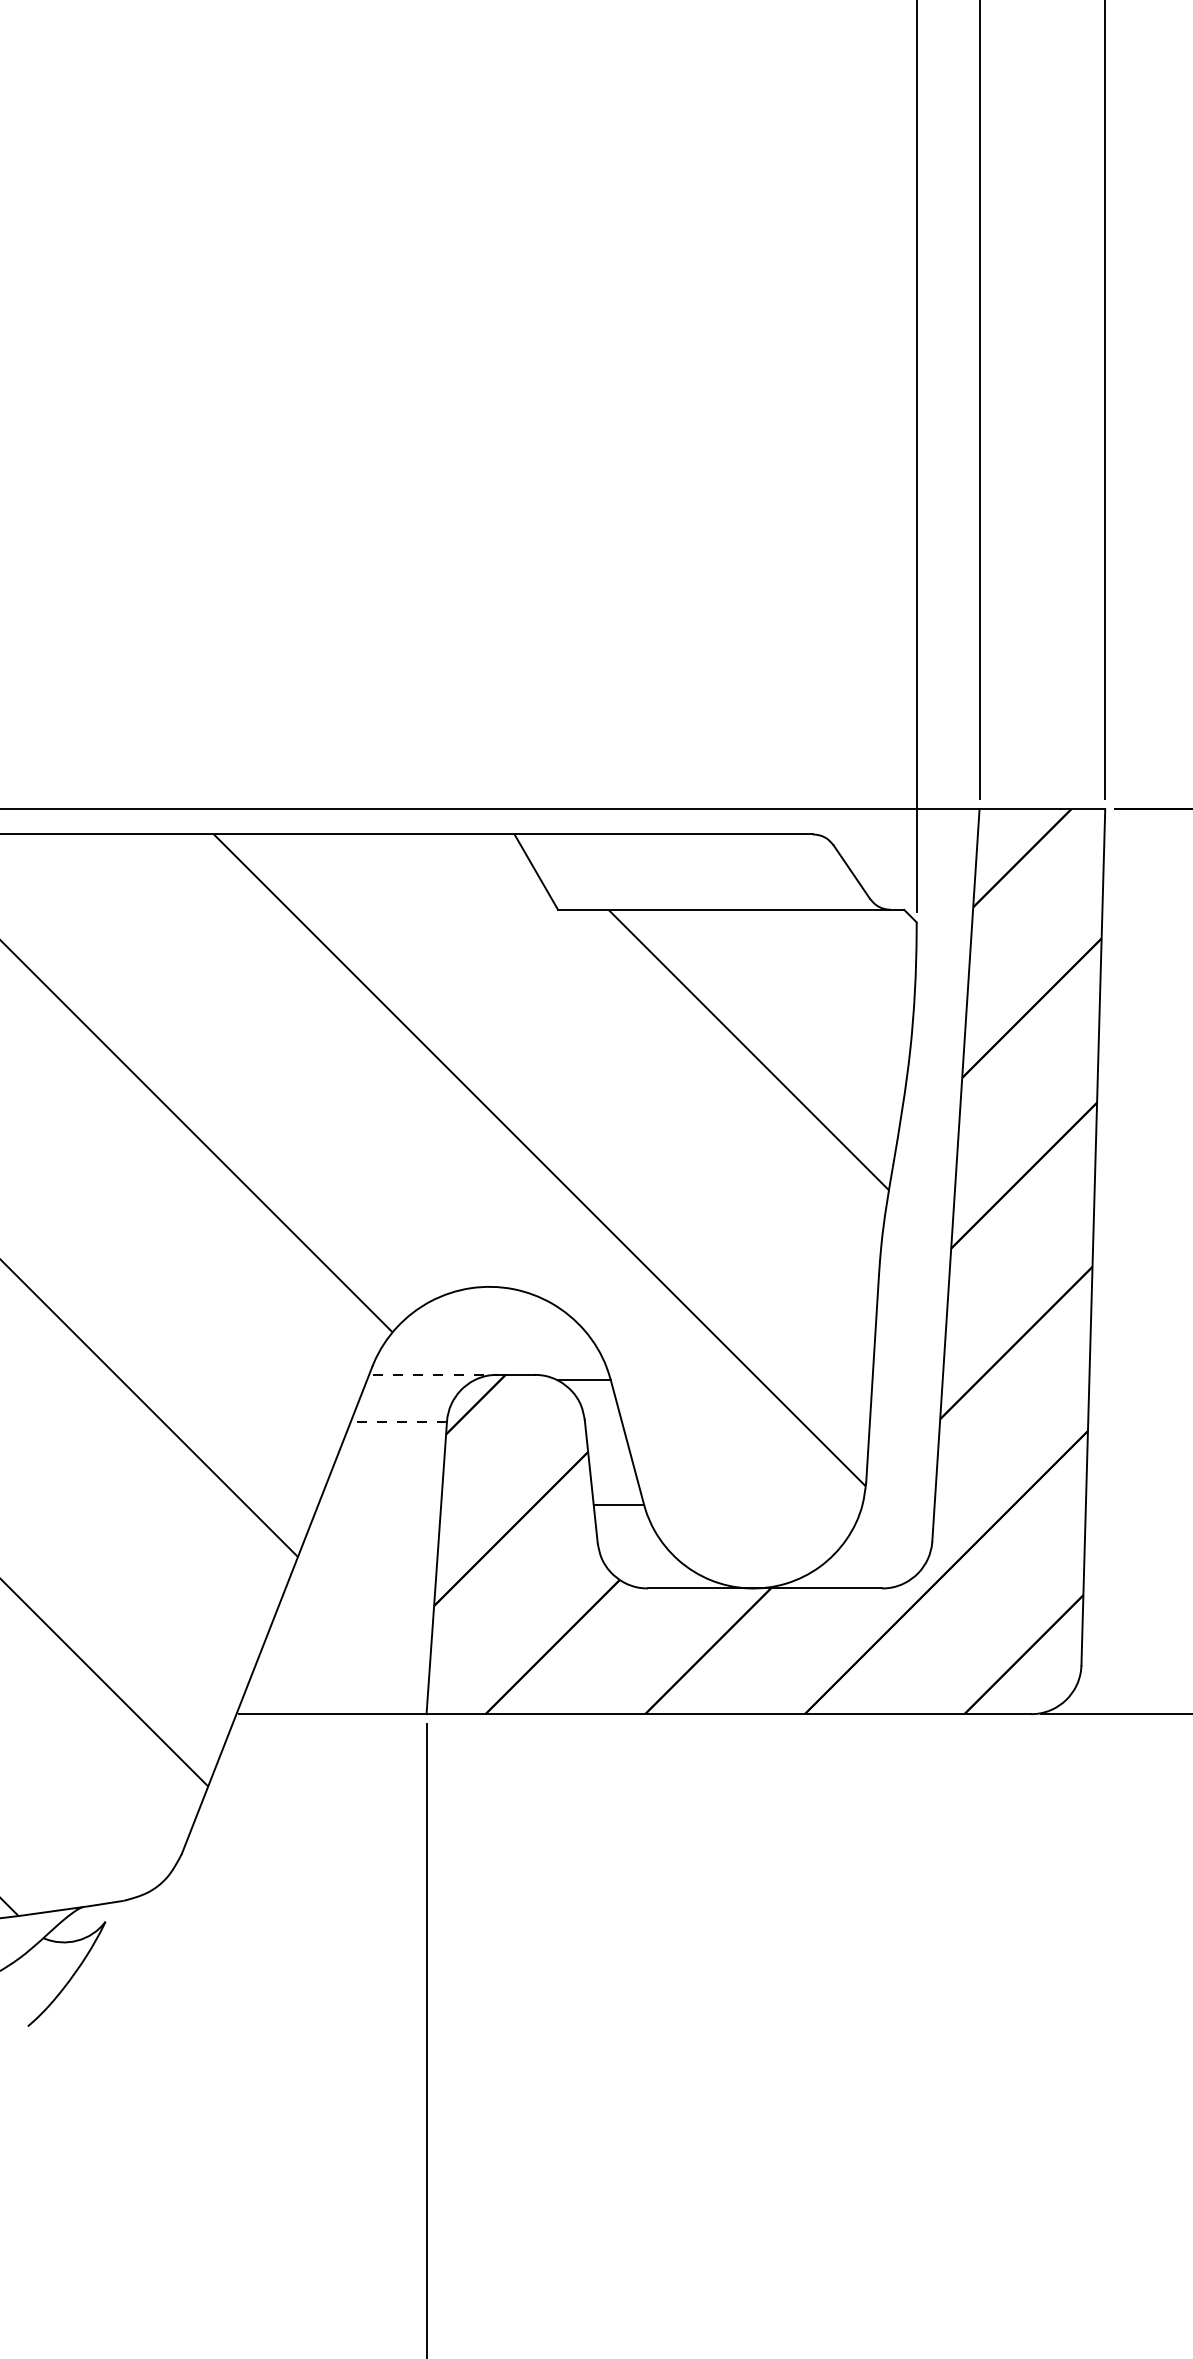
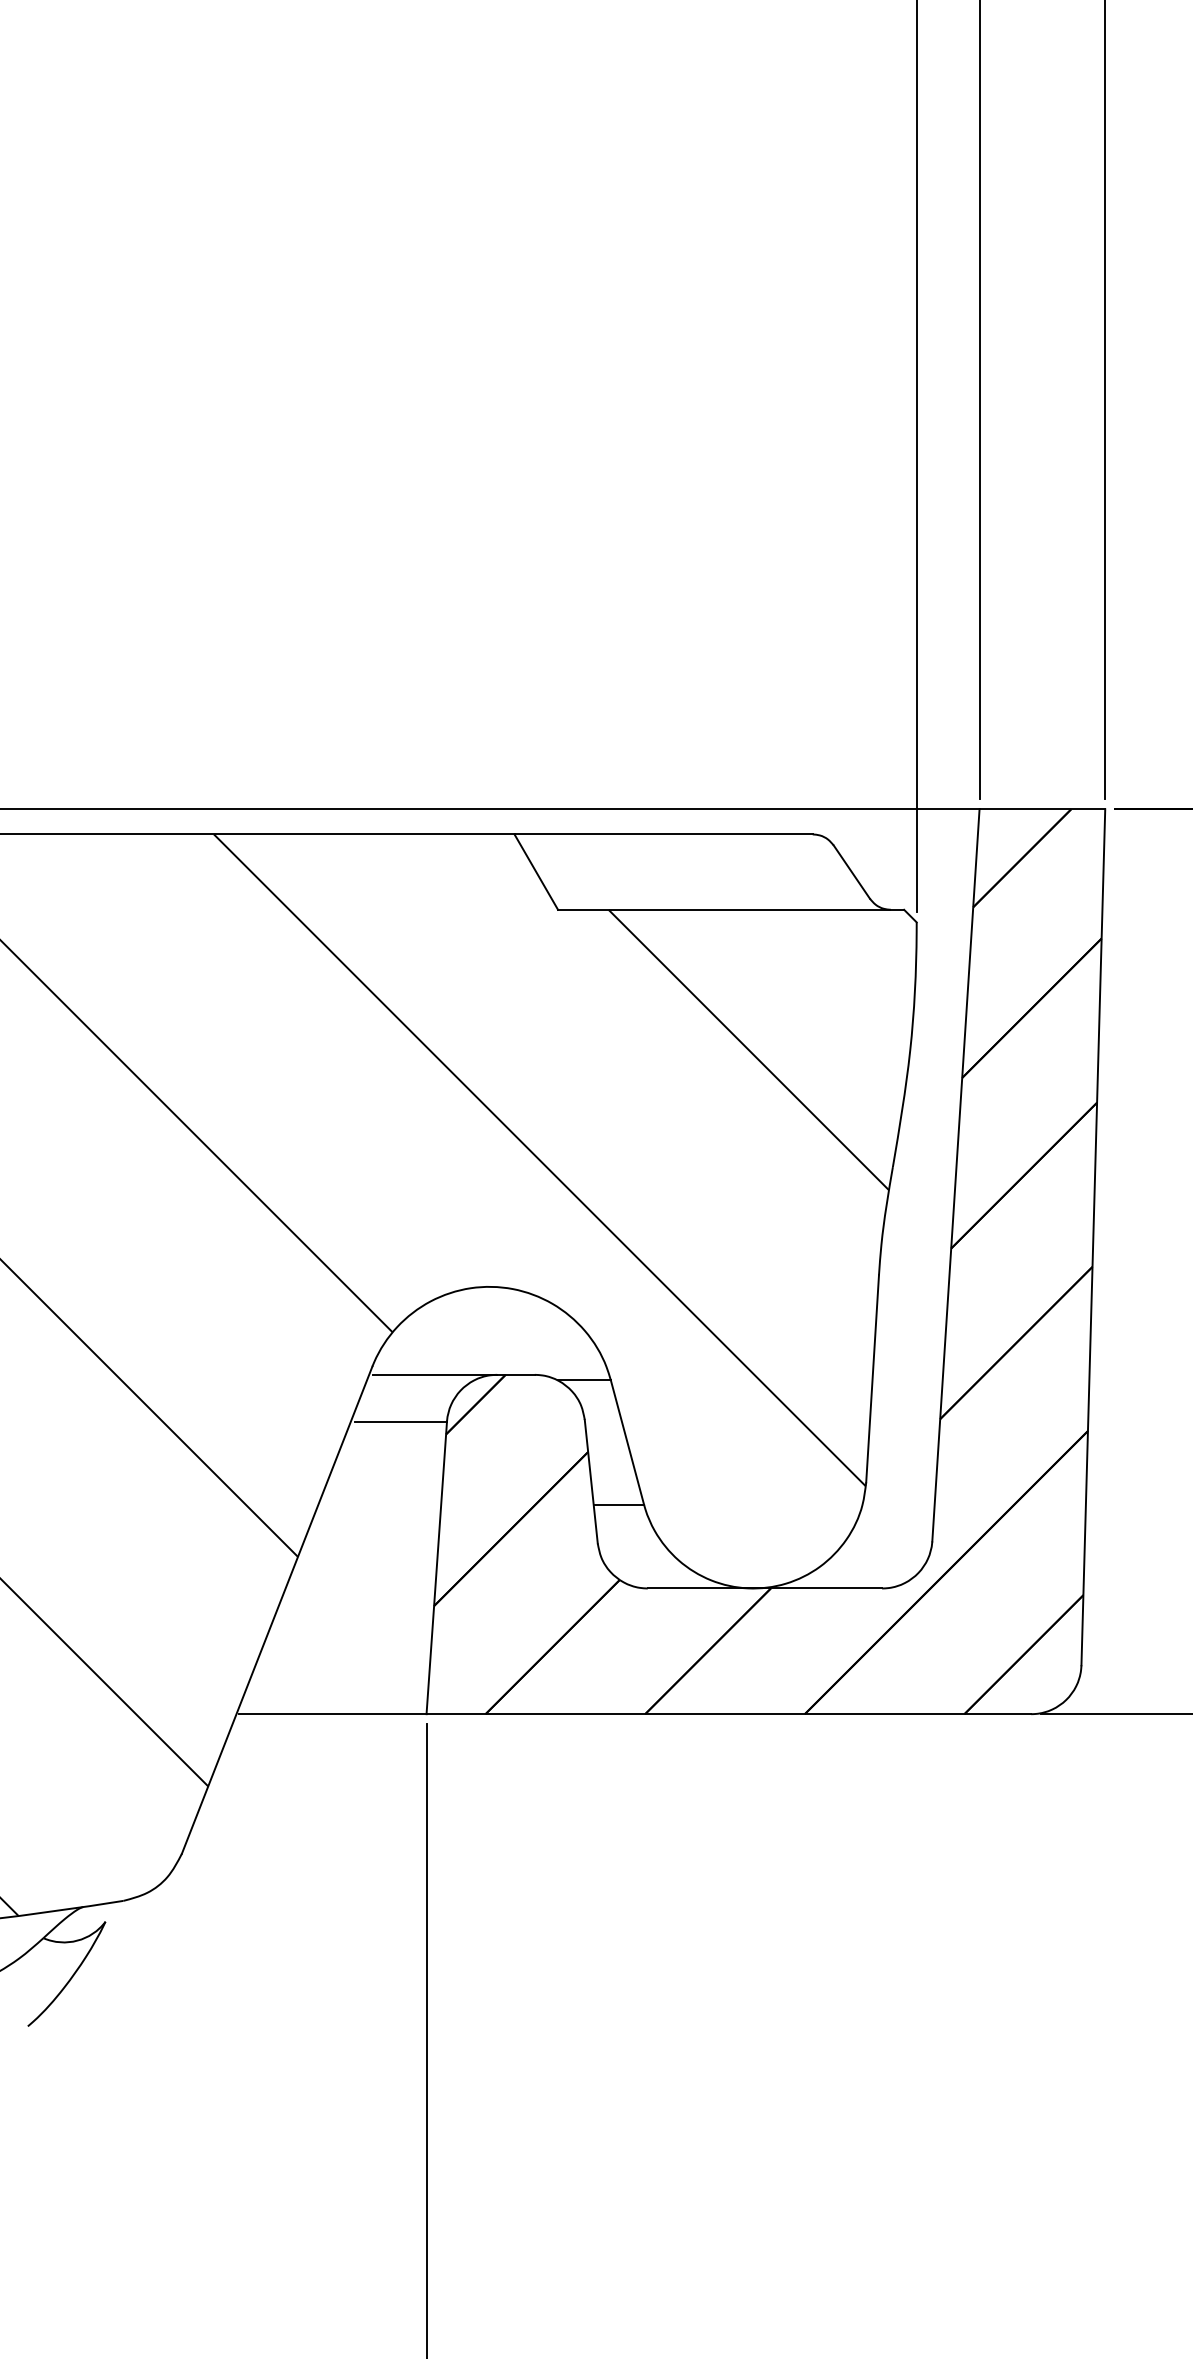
line: dashed -> solid (435, 1374)
line: dashed -> solid (400, 1421)
